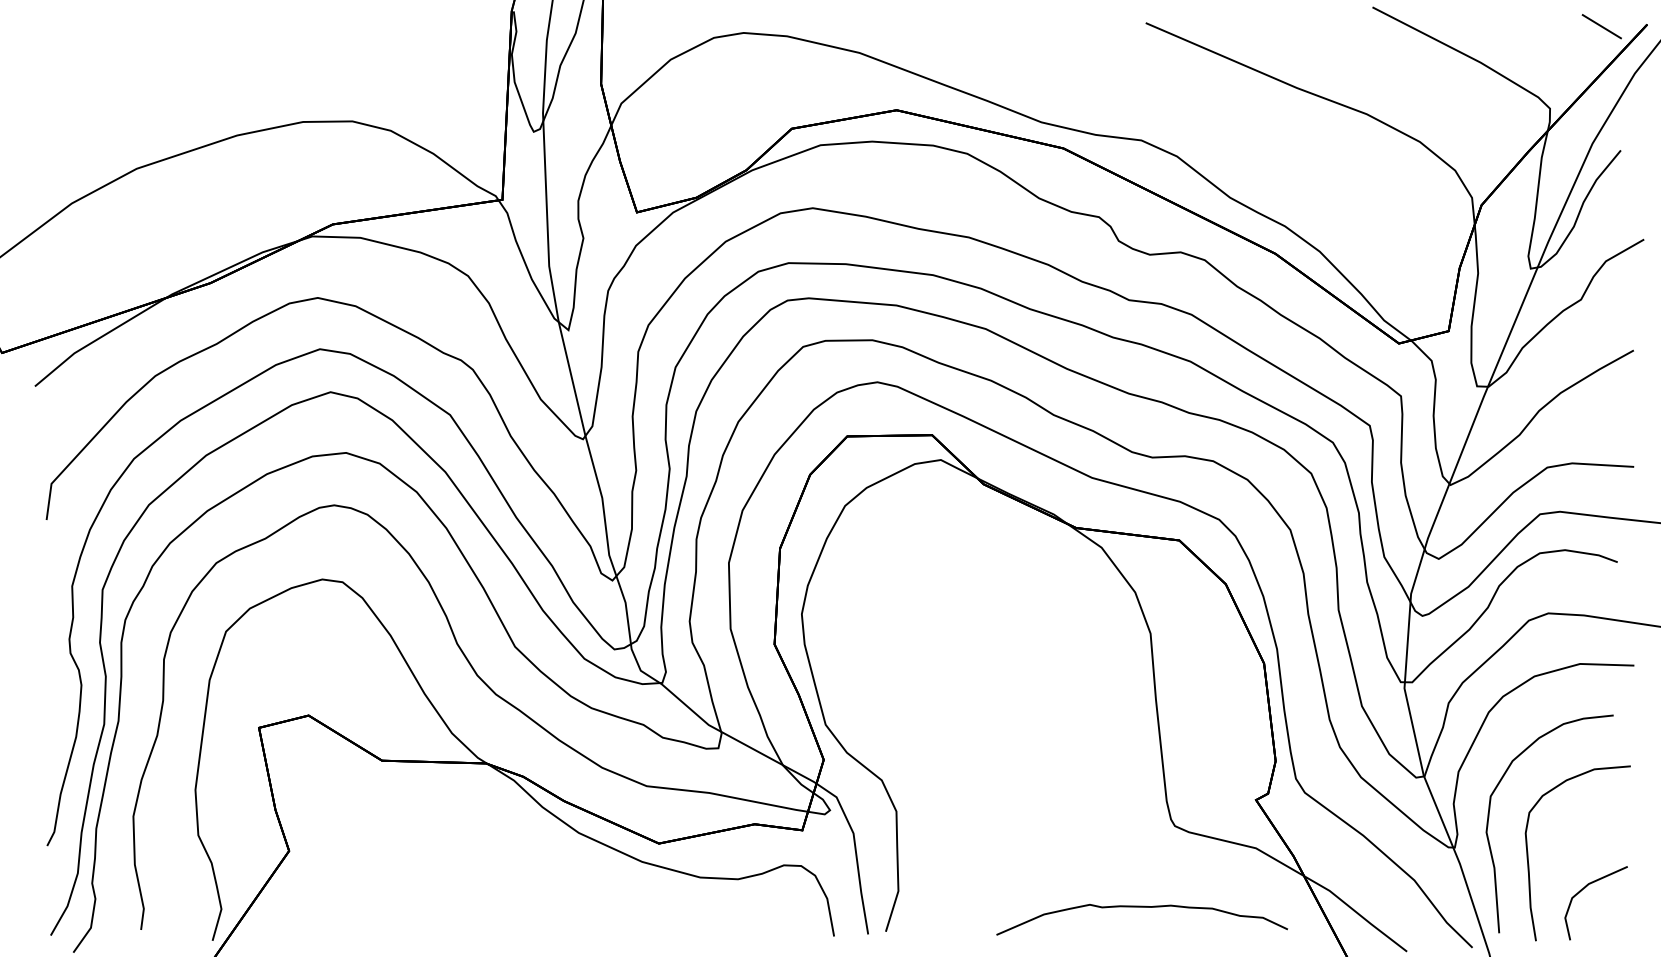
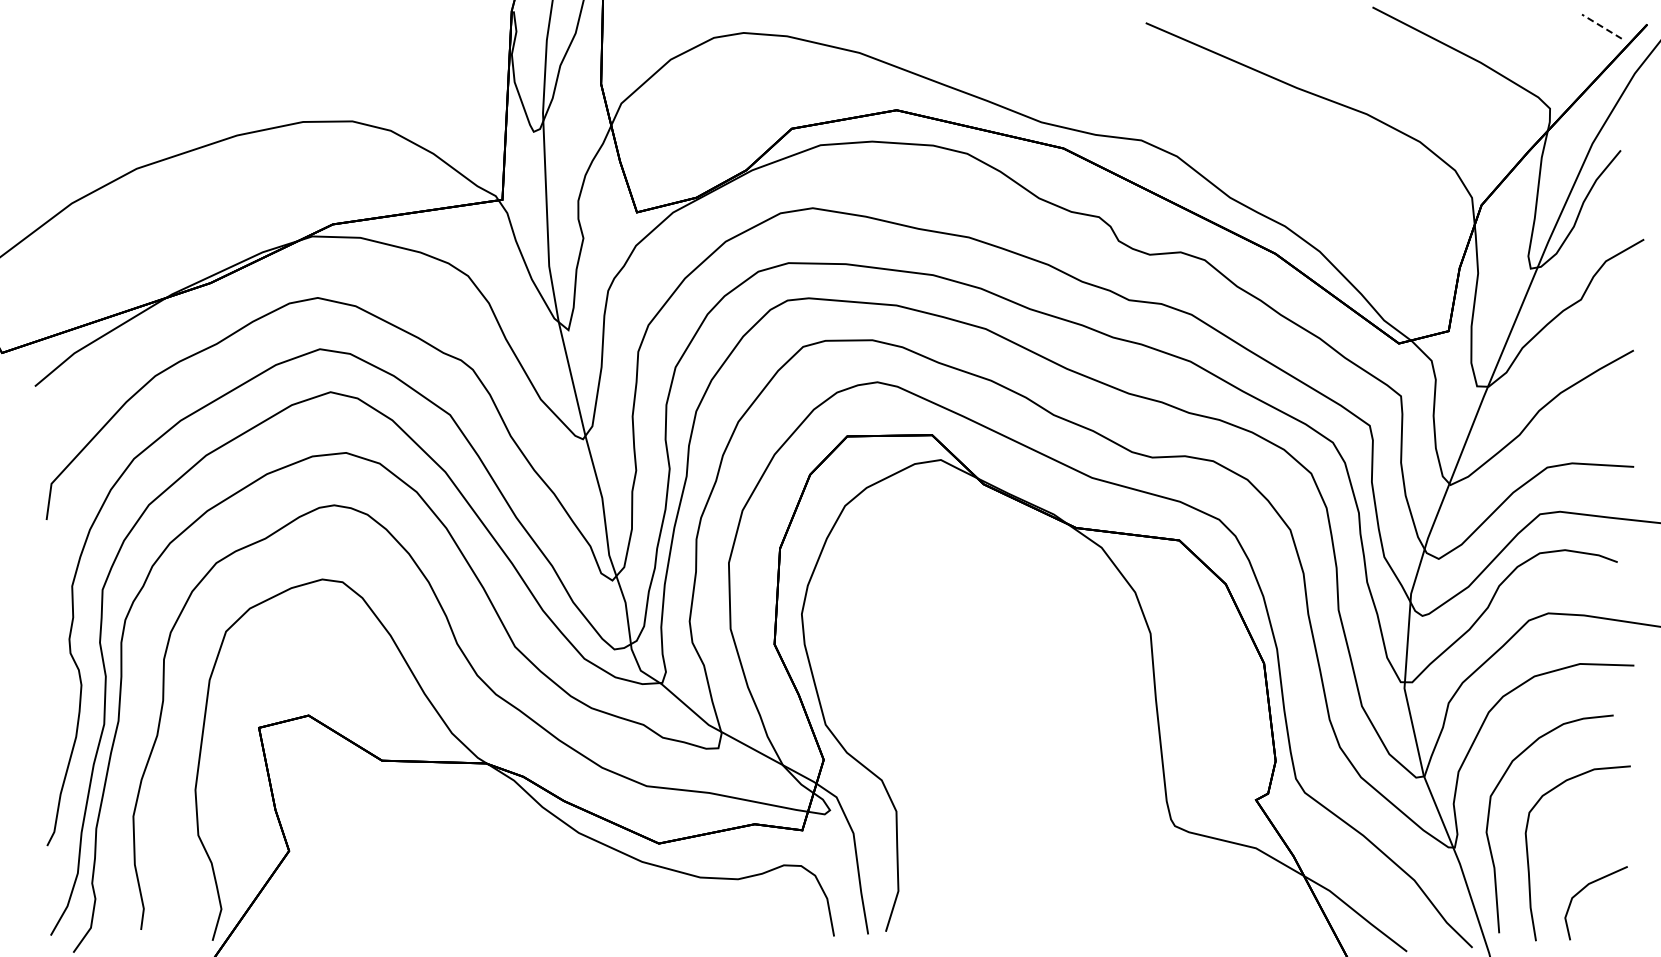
line: solid -> dashed (1601, 26)
curve: present -> none (1141, 907)
